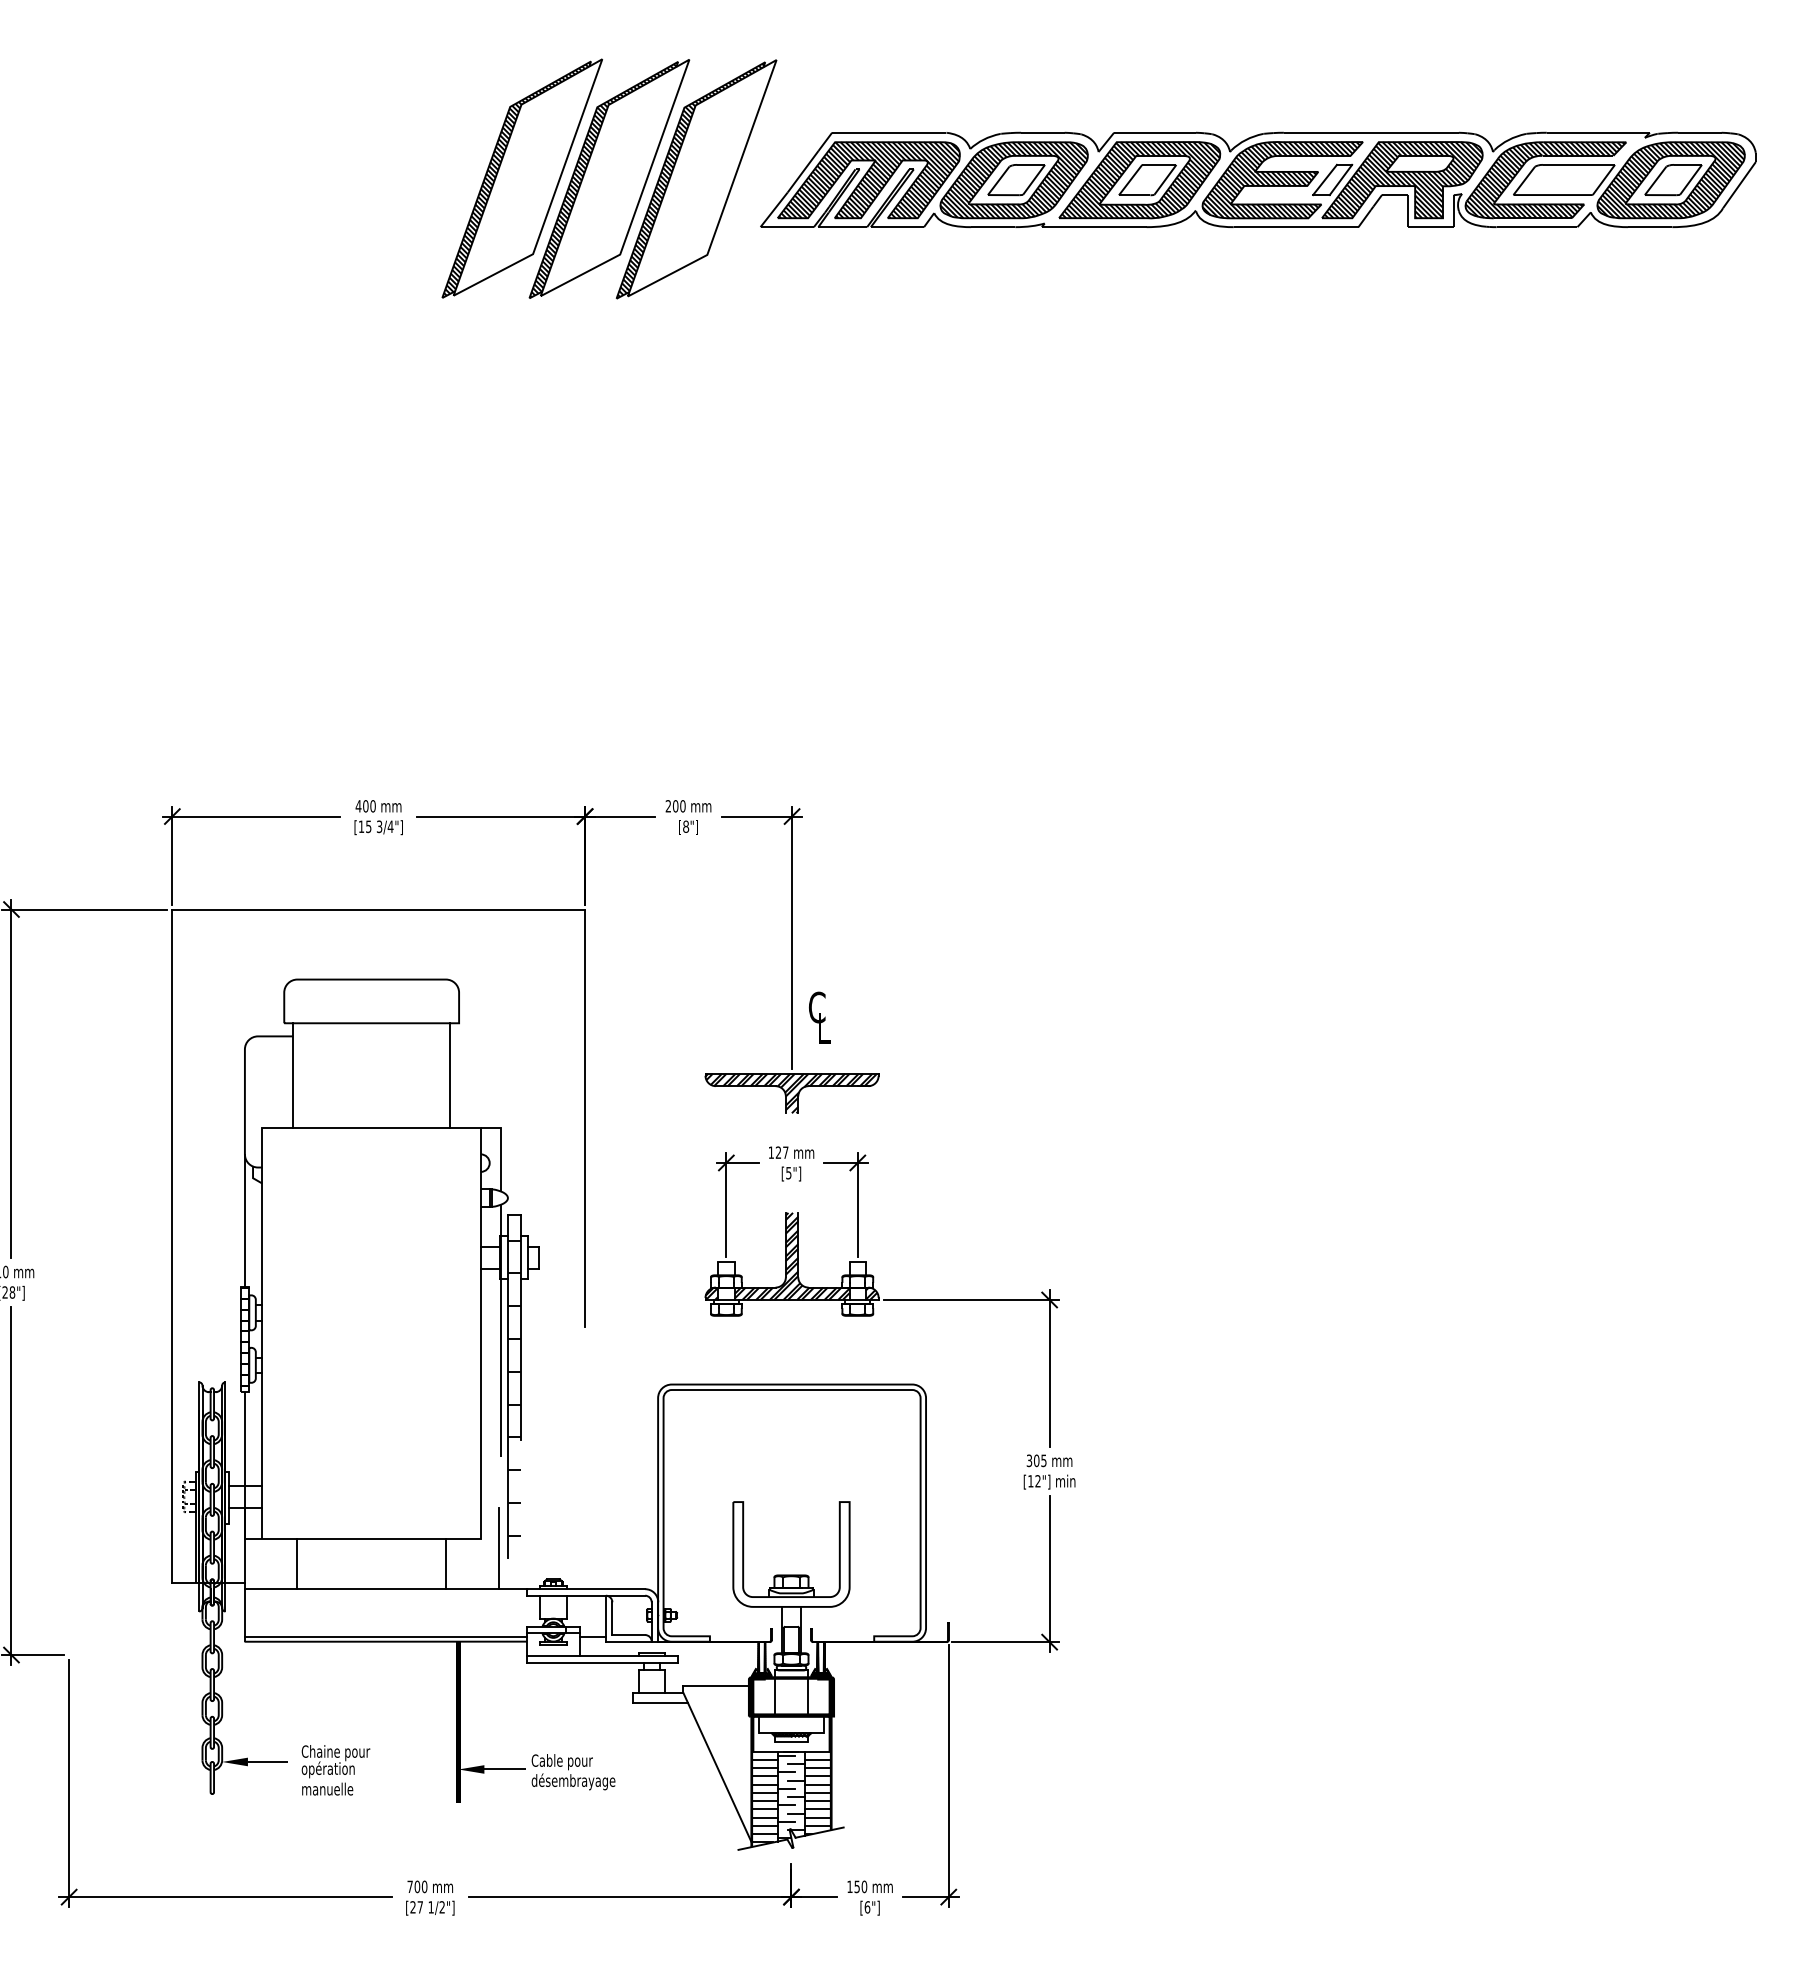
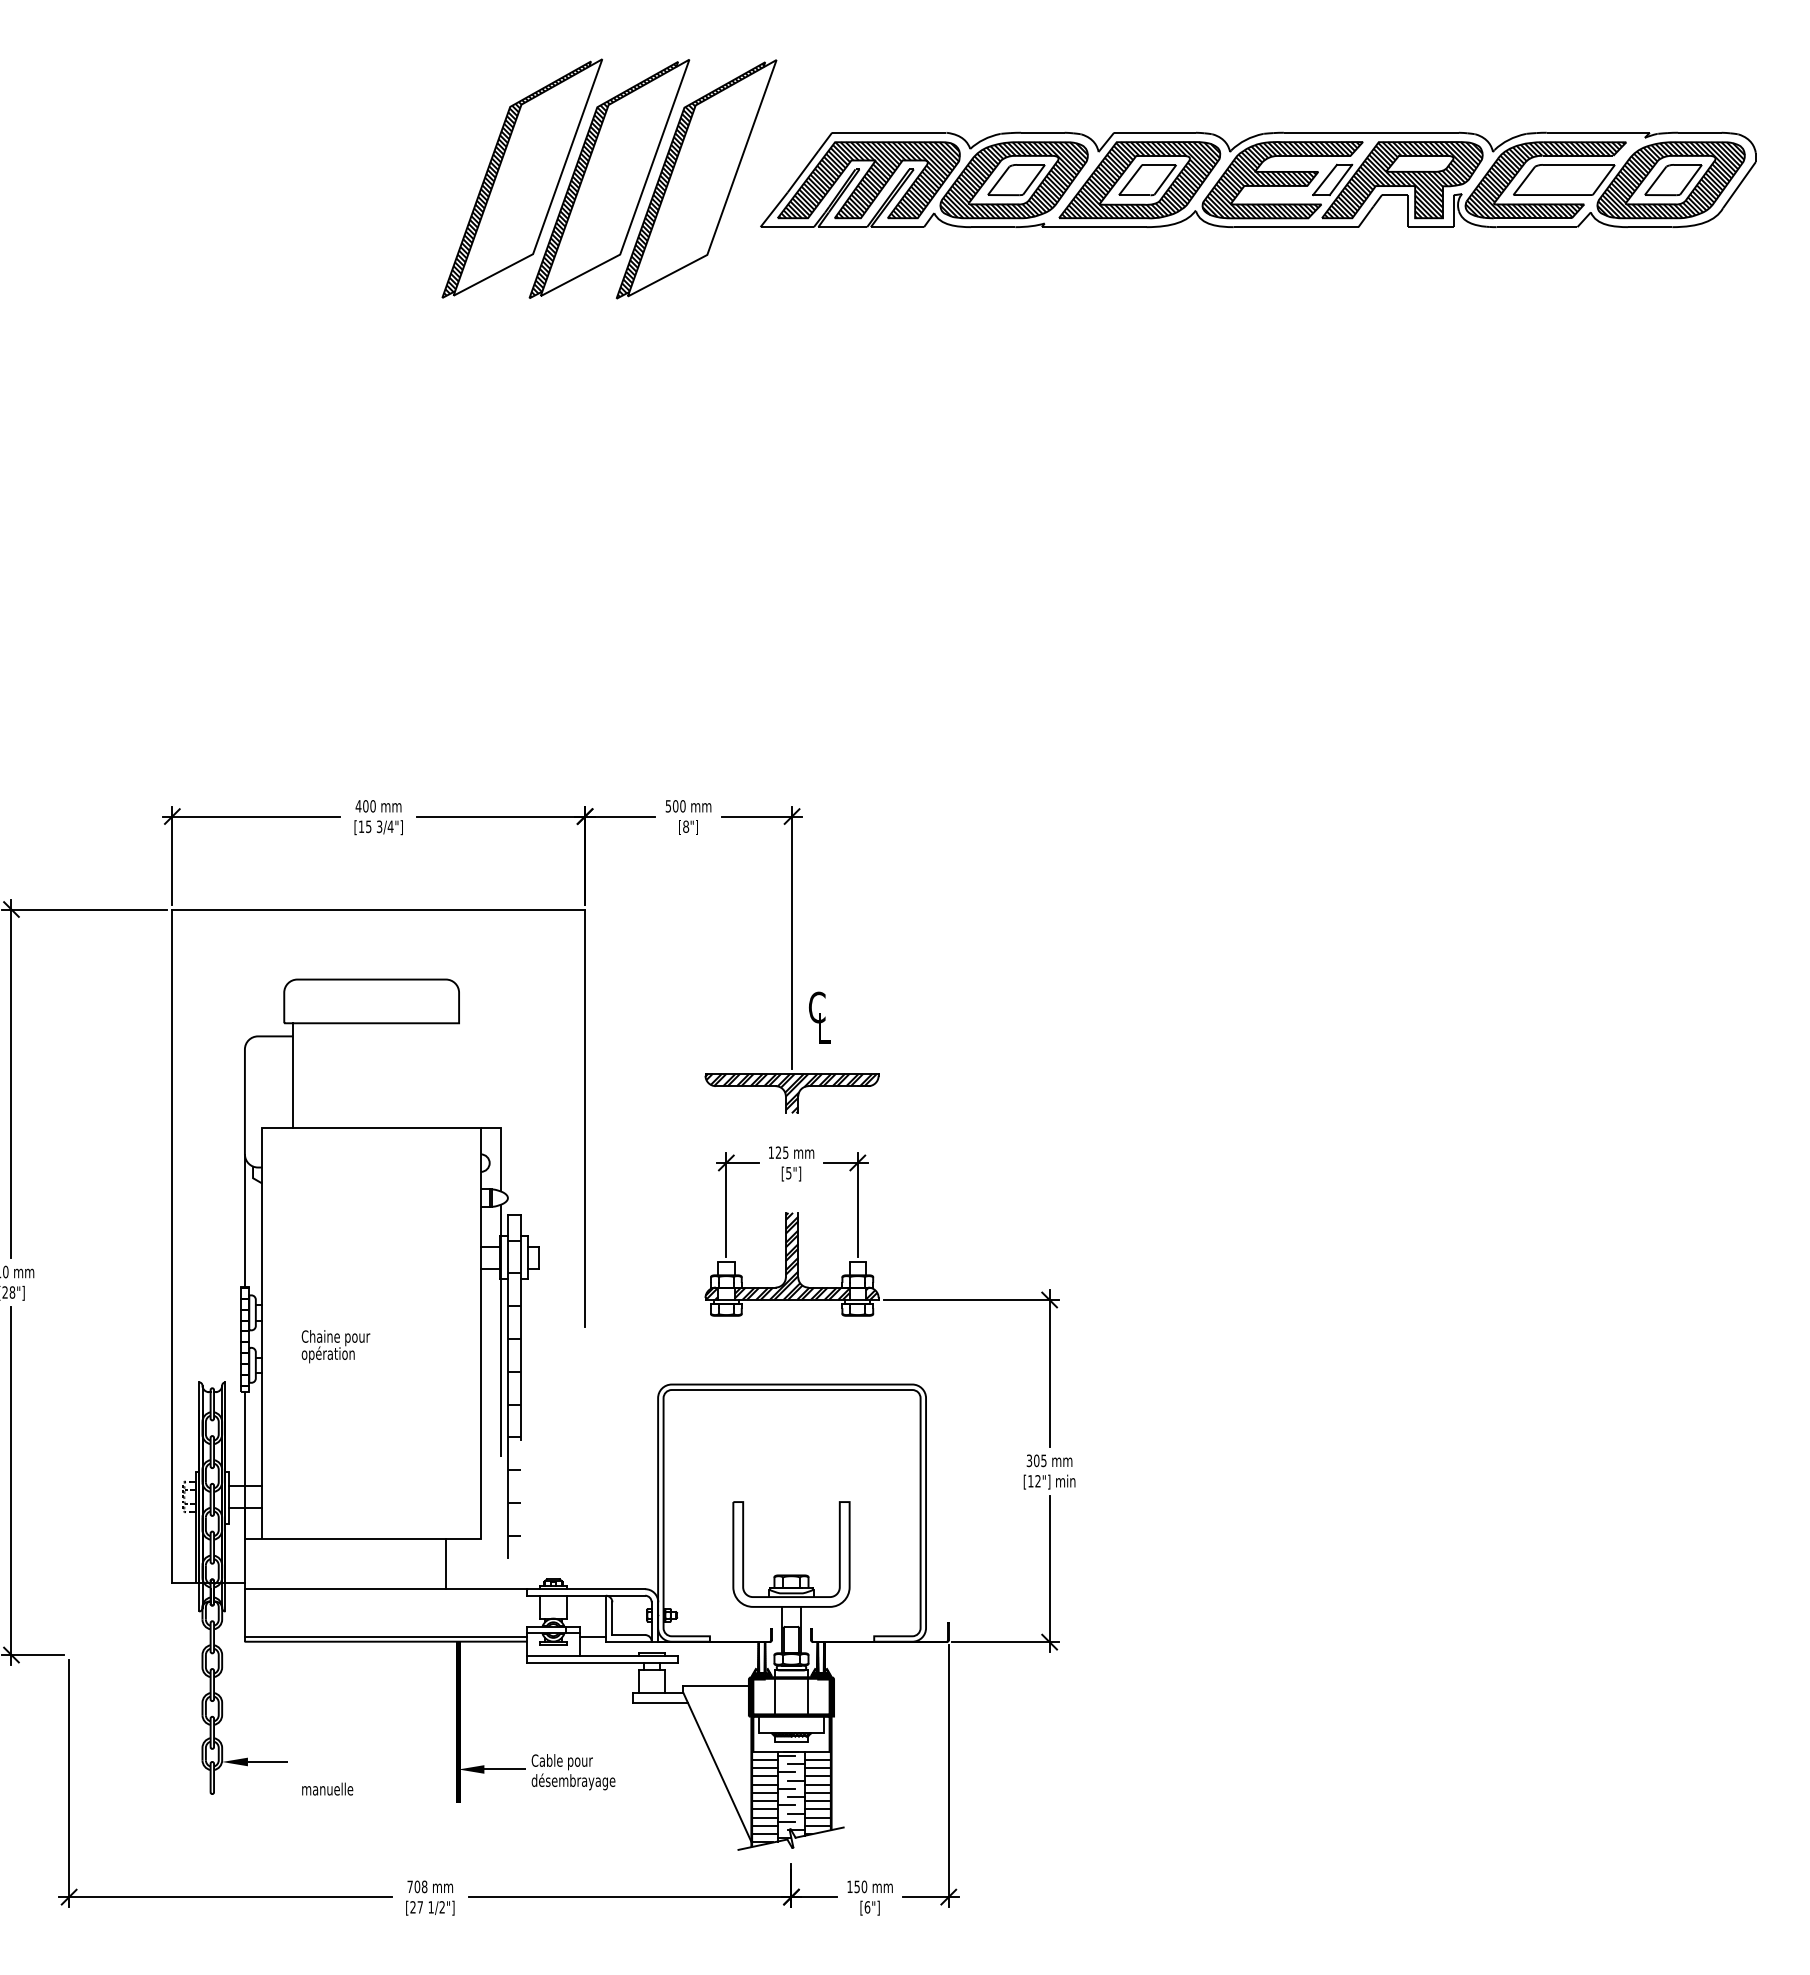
text: 200 -> 500 (668, 806)
line: present -> none (450, 1075)
text: 127 -> 125 (785, 1152)
line: present -> none (498, 1548)
line: present -> none (296, 1564)
text position: (335, 1761) -> (335, 1346) (335, 1346)
text: 700 -> 708 (424, 1886)
